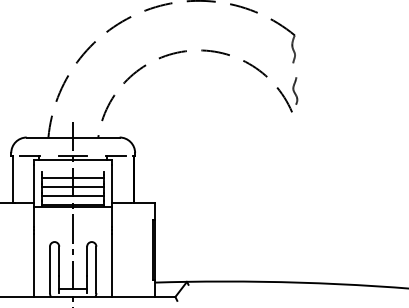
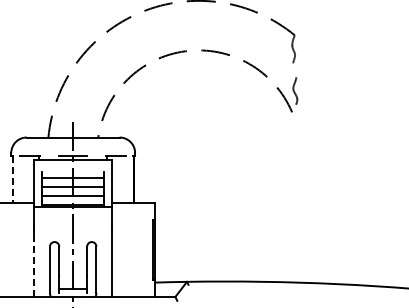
line: solid -> dashed (12, 179)
line: solid -> dashed (34, 265)
